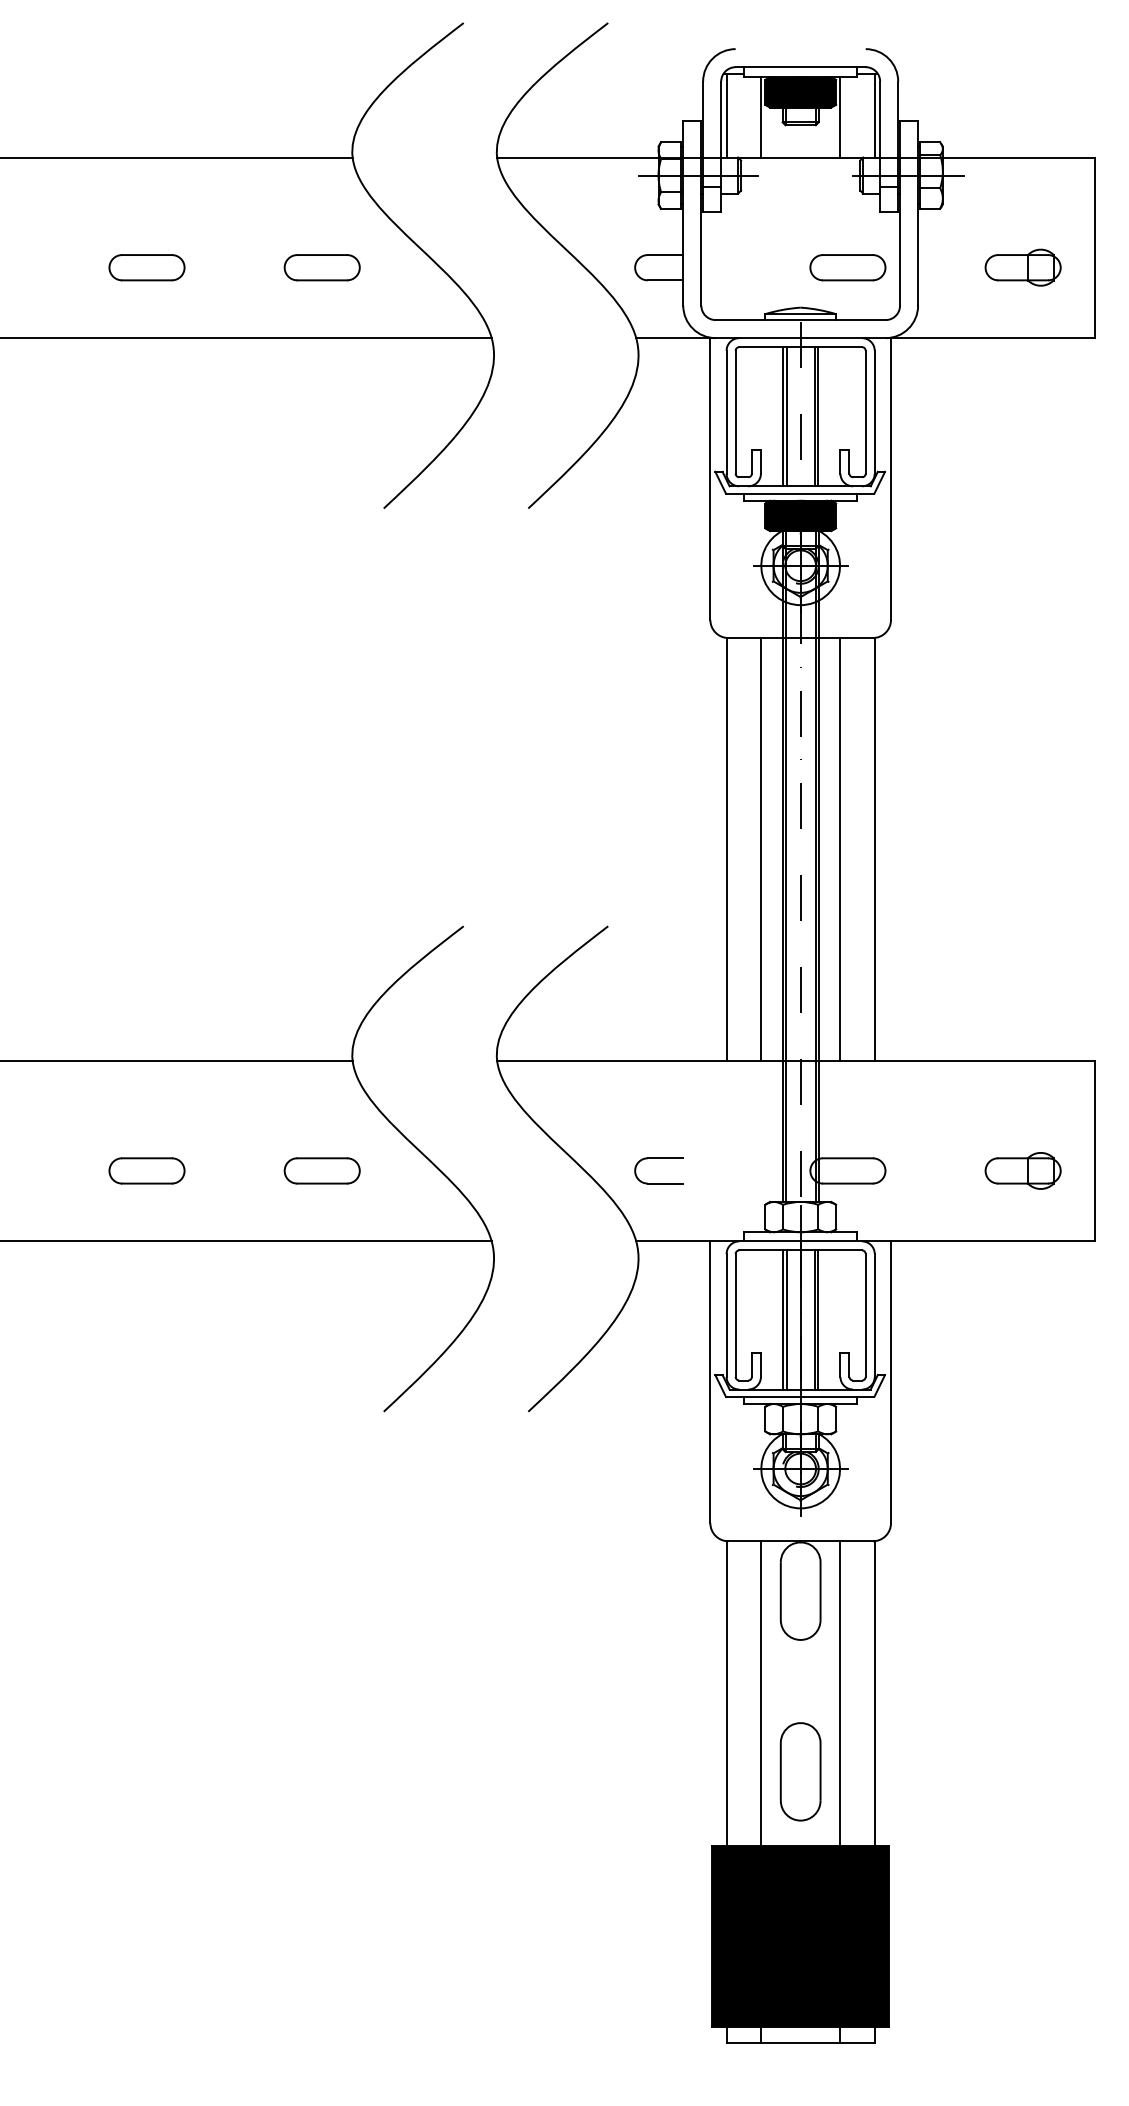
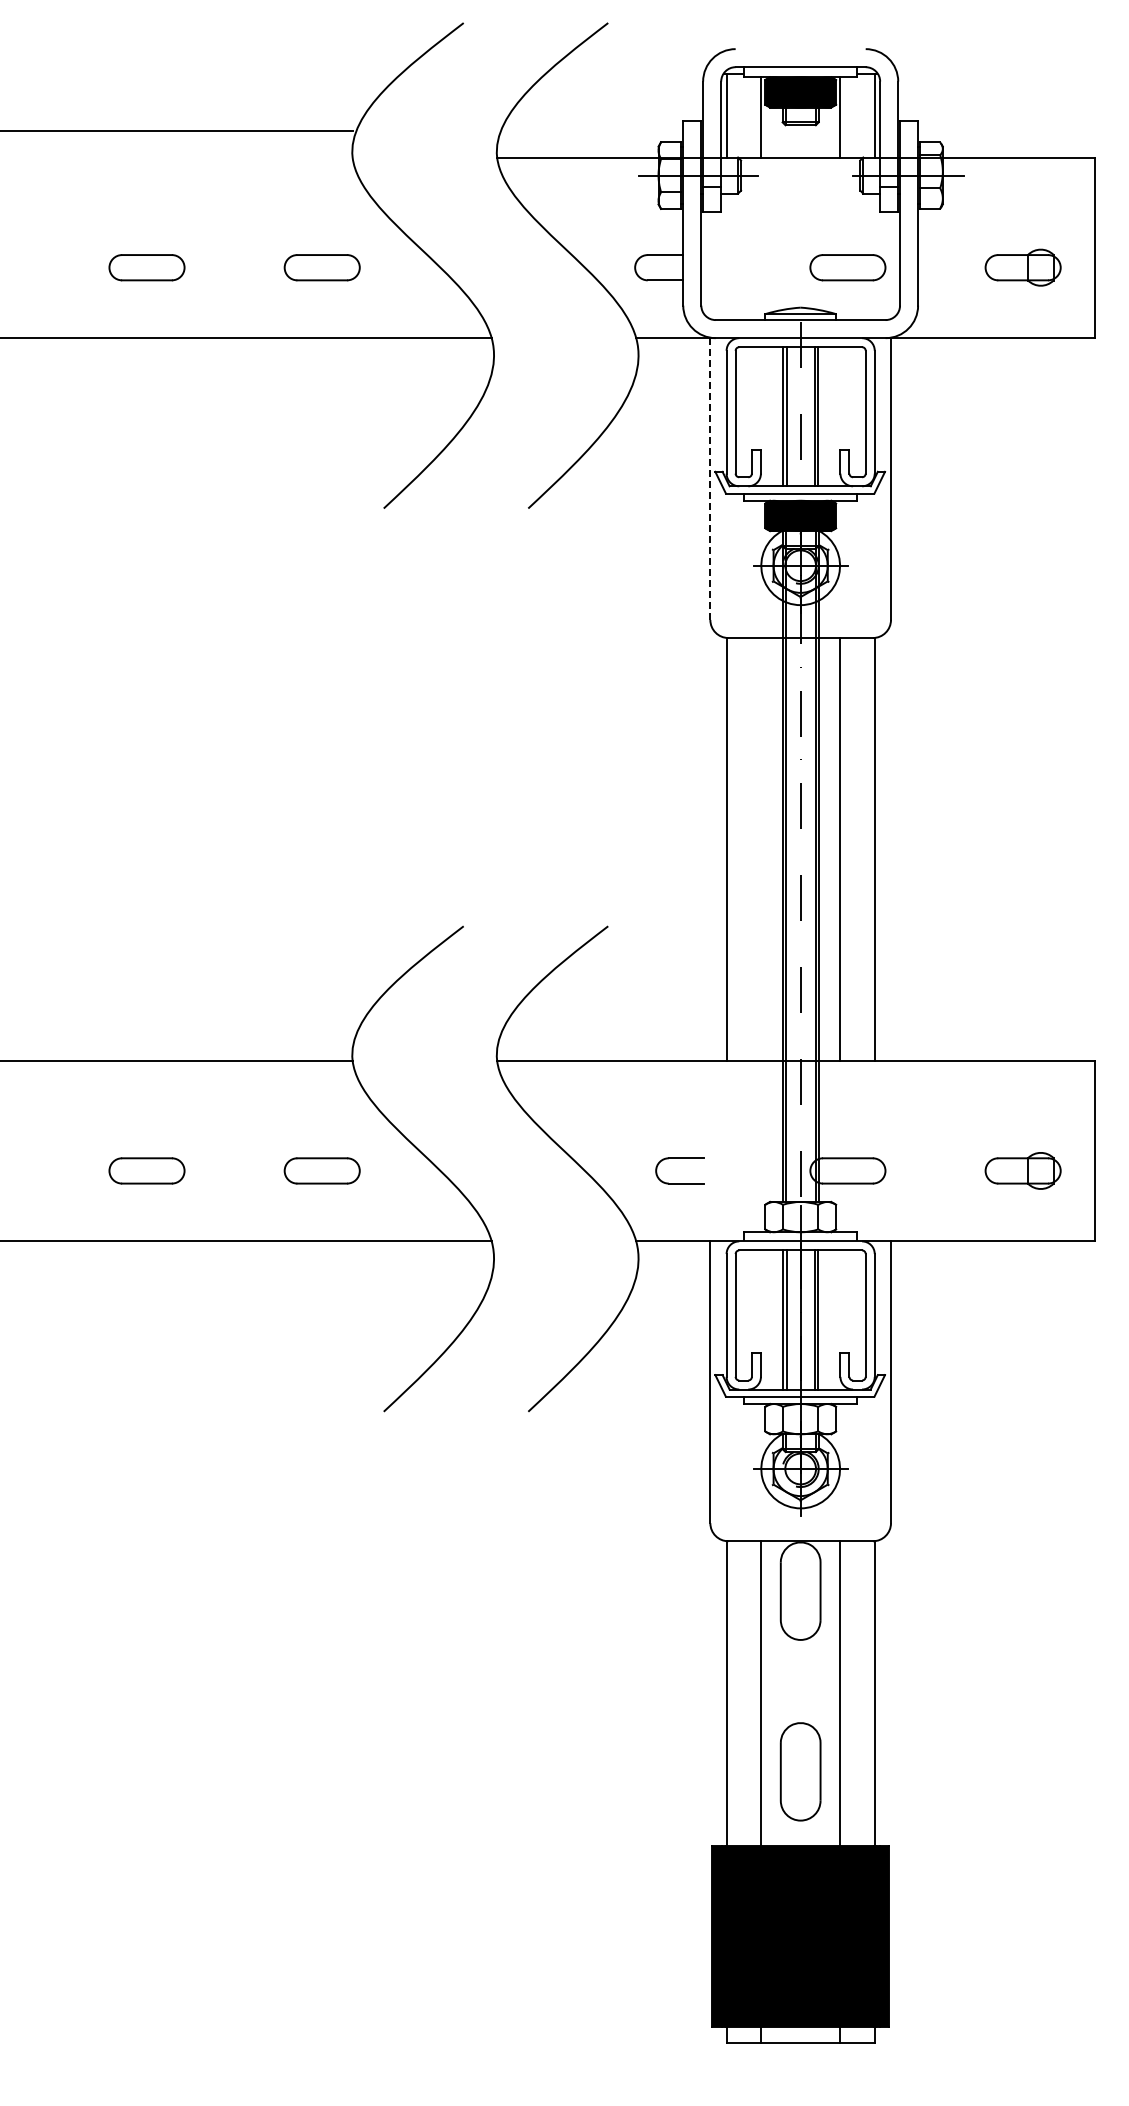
line position: (177, 157) -> (177, 130) (177, 130)
line: solid -> dashed (710, 479)
line: present -> none (760, 849)
part position: (658, 1158) -> (679, 1158) (679, 1158)
